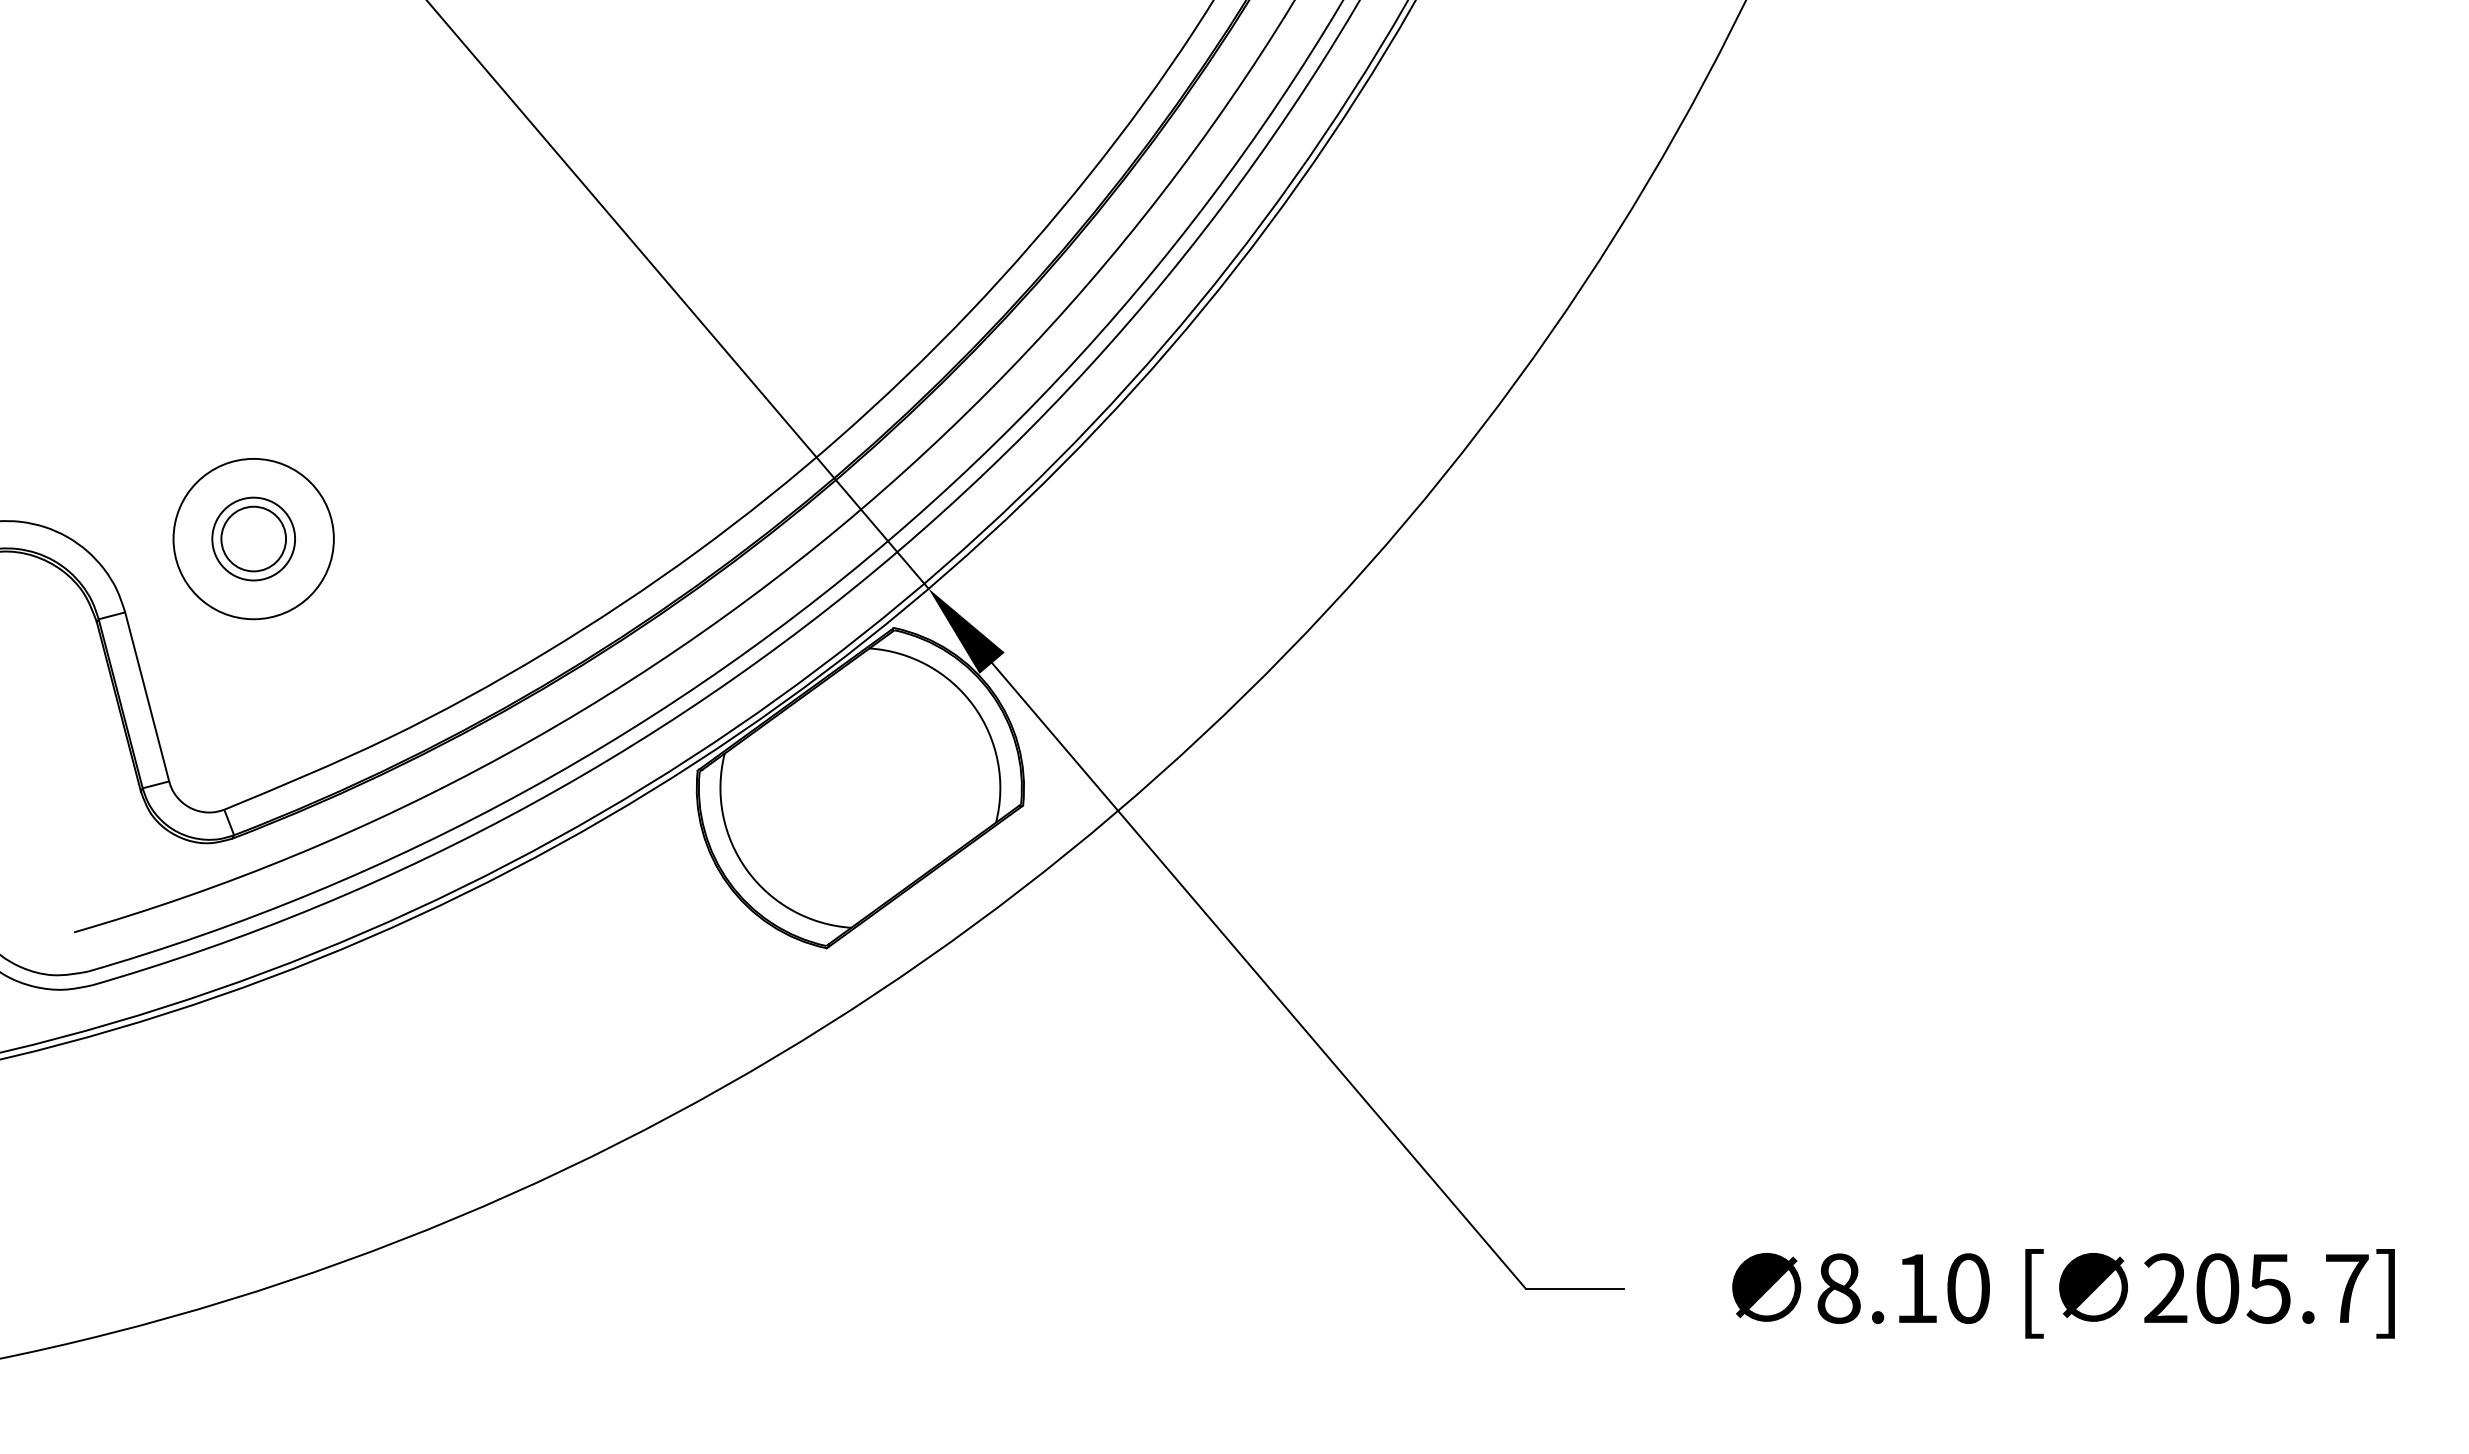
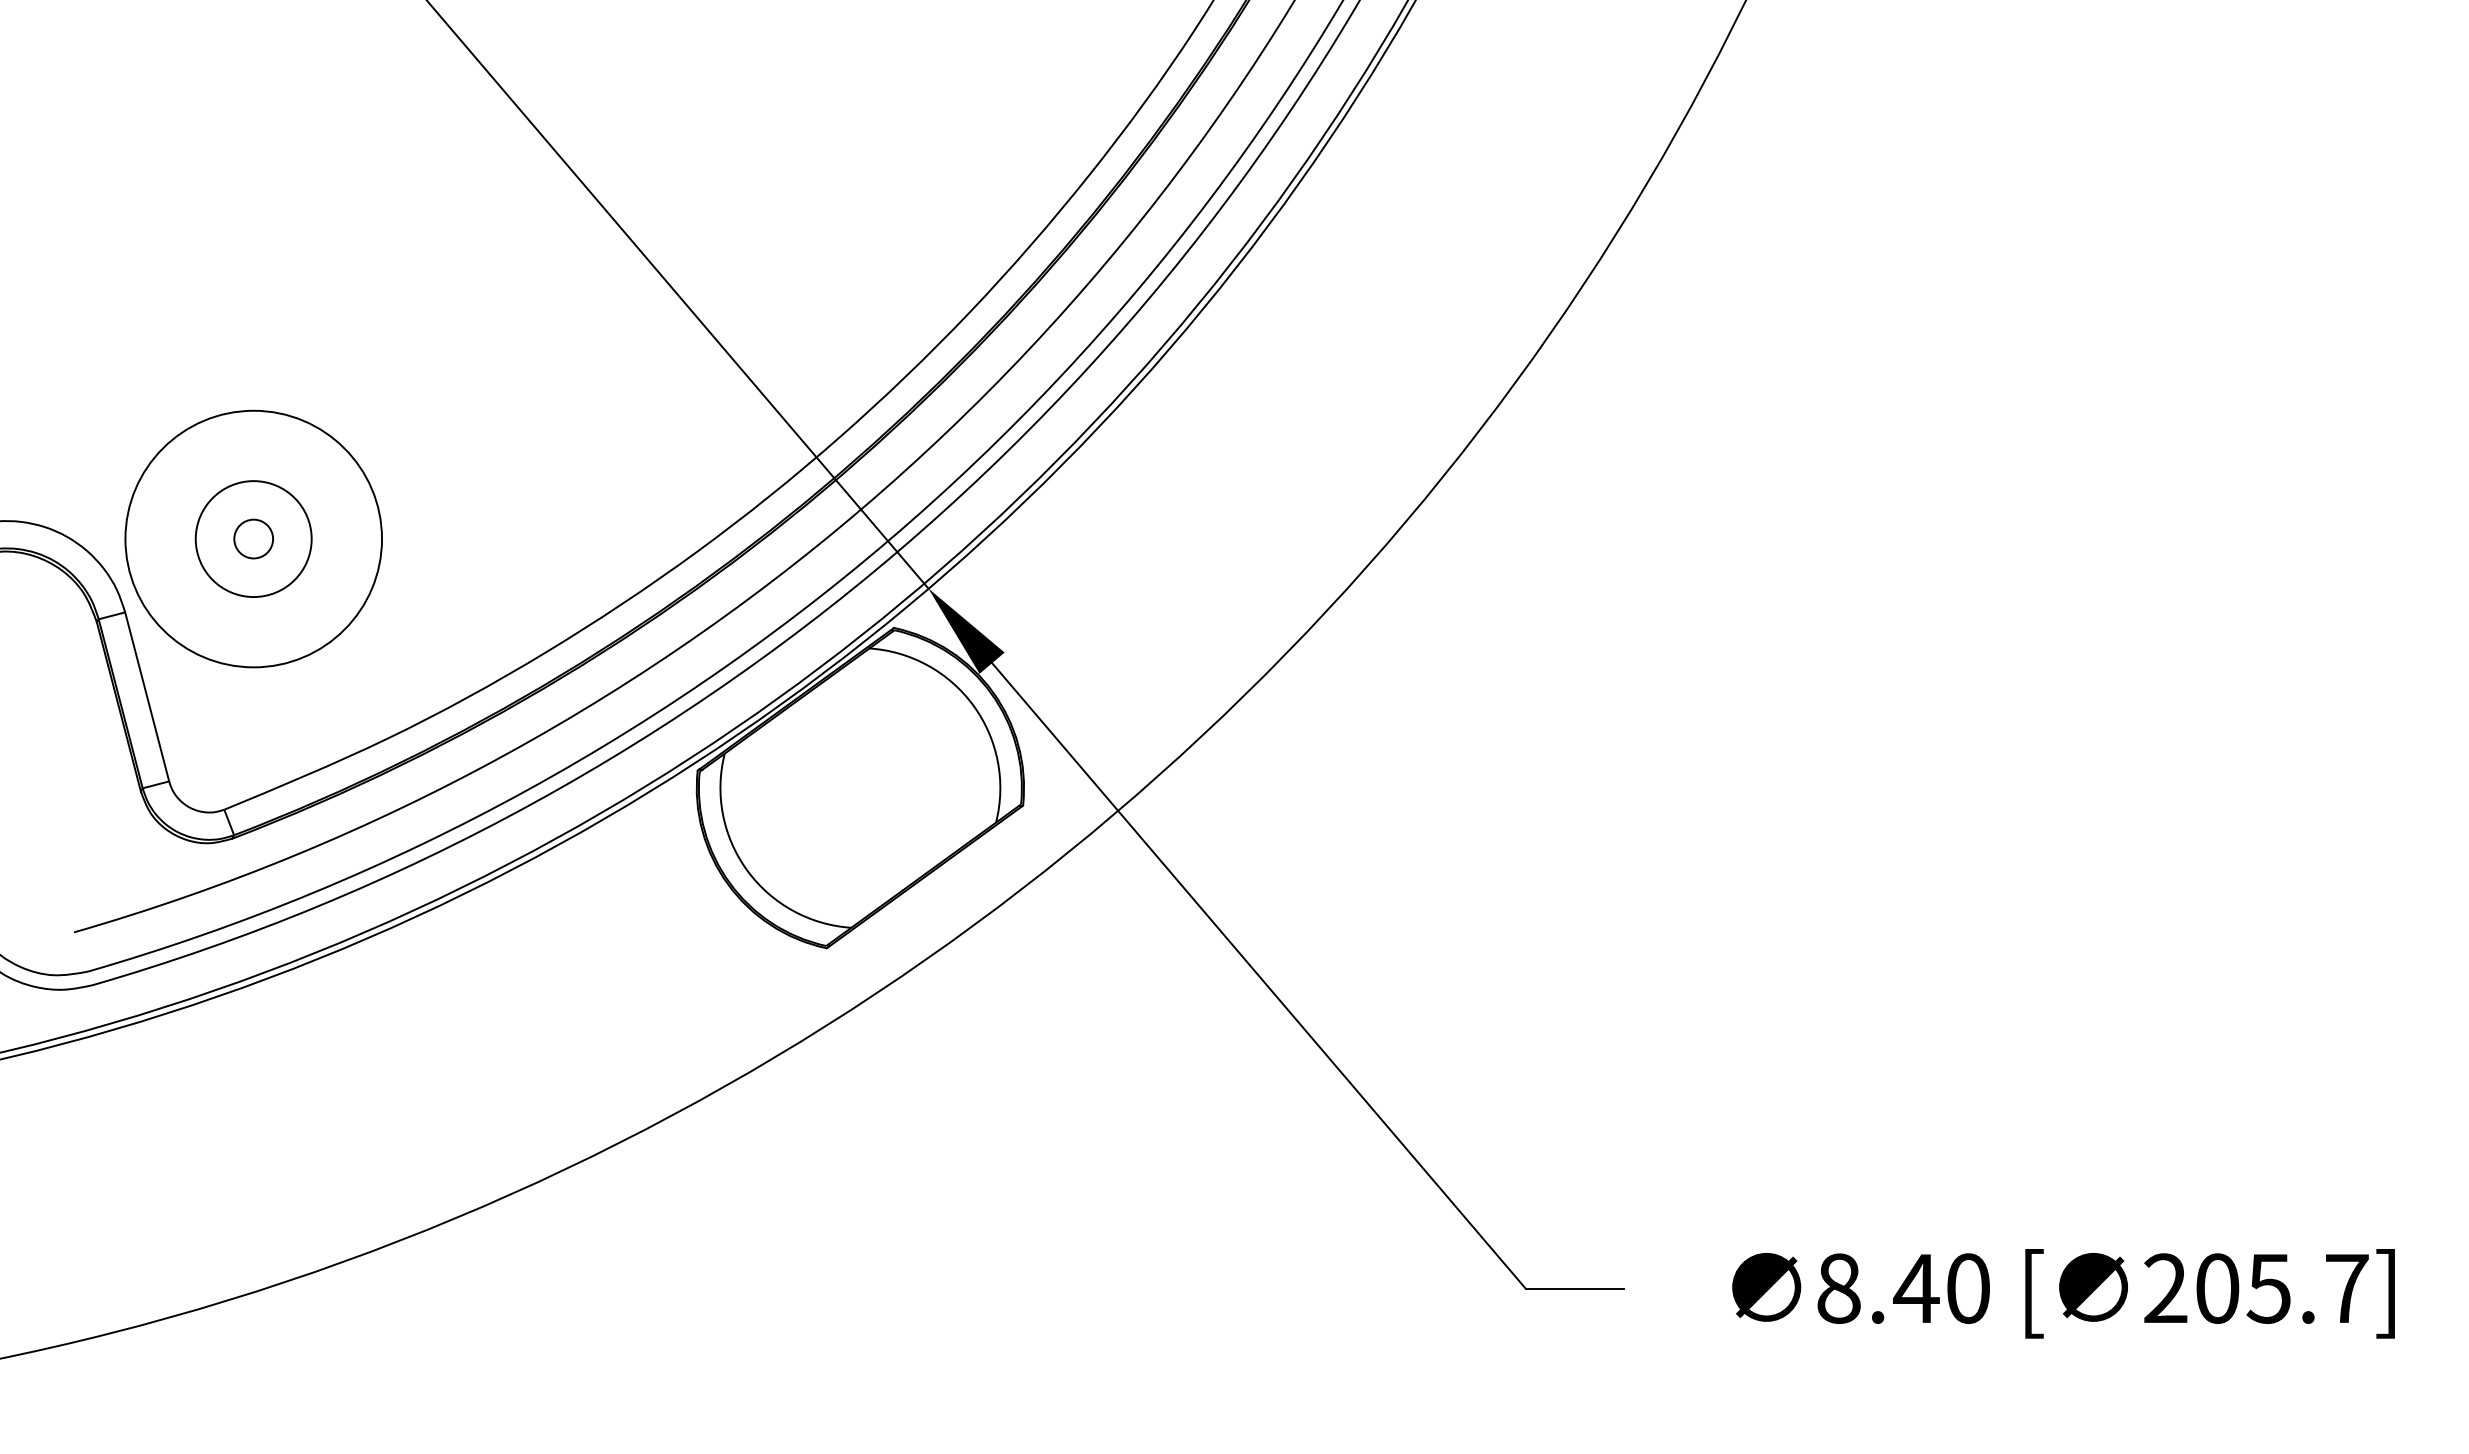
circle diameter: 160 px -> 257 px (253, 538)
circle diameter: 65 px -> 39 px (253, 538)
circle diameter: 83 px -> 116 px (253, 539)
text: 8.10 -> 8.40 (1916, 1288)
